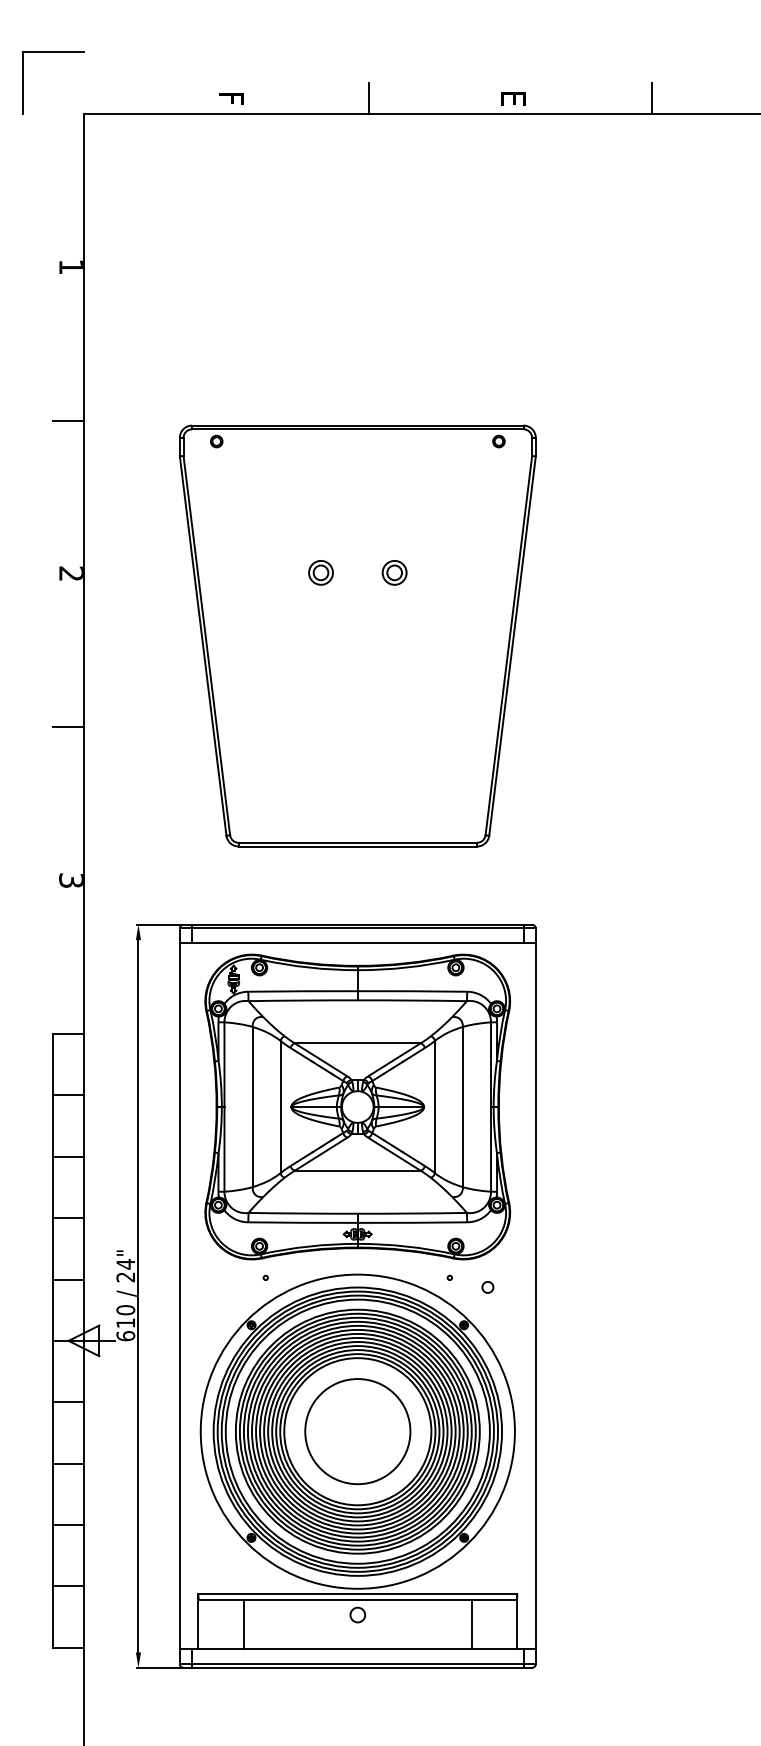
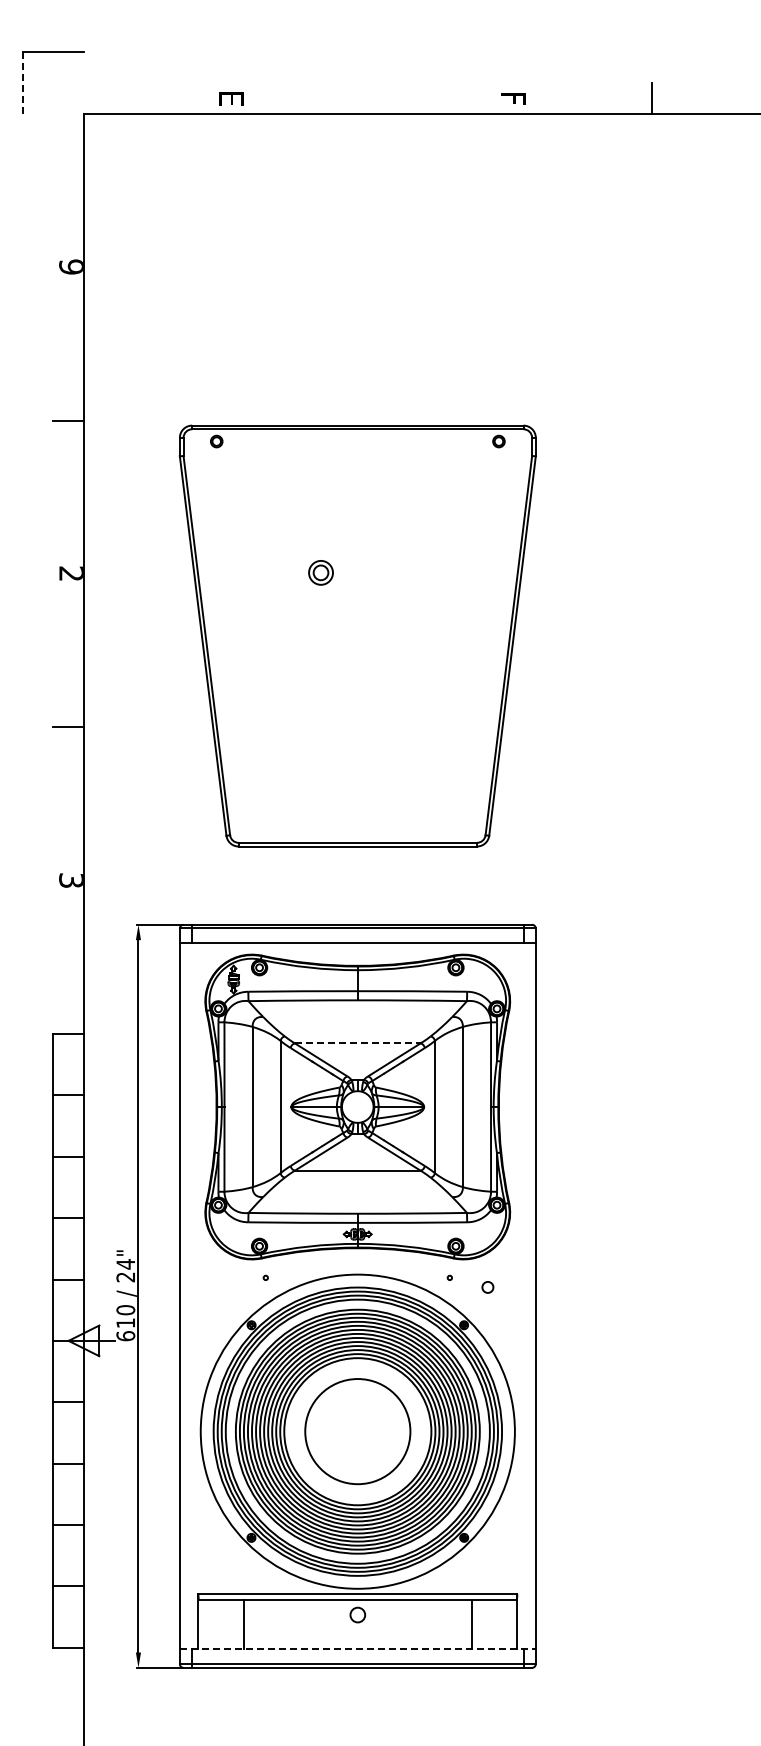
line: solid -> dashed (22, 83)
text: F -> E (231, 98)
line: present -> none (369, 98)
text: E -> F (513, 98)
text: 1 -> 9 (70, 266)
part: present -> none (394, 572)
line: solid -> dashed (357, 1043)
line: solid -> dashed (357, 1649)
